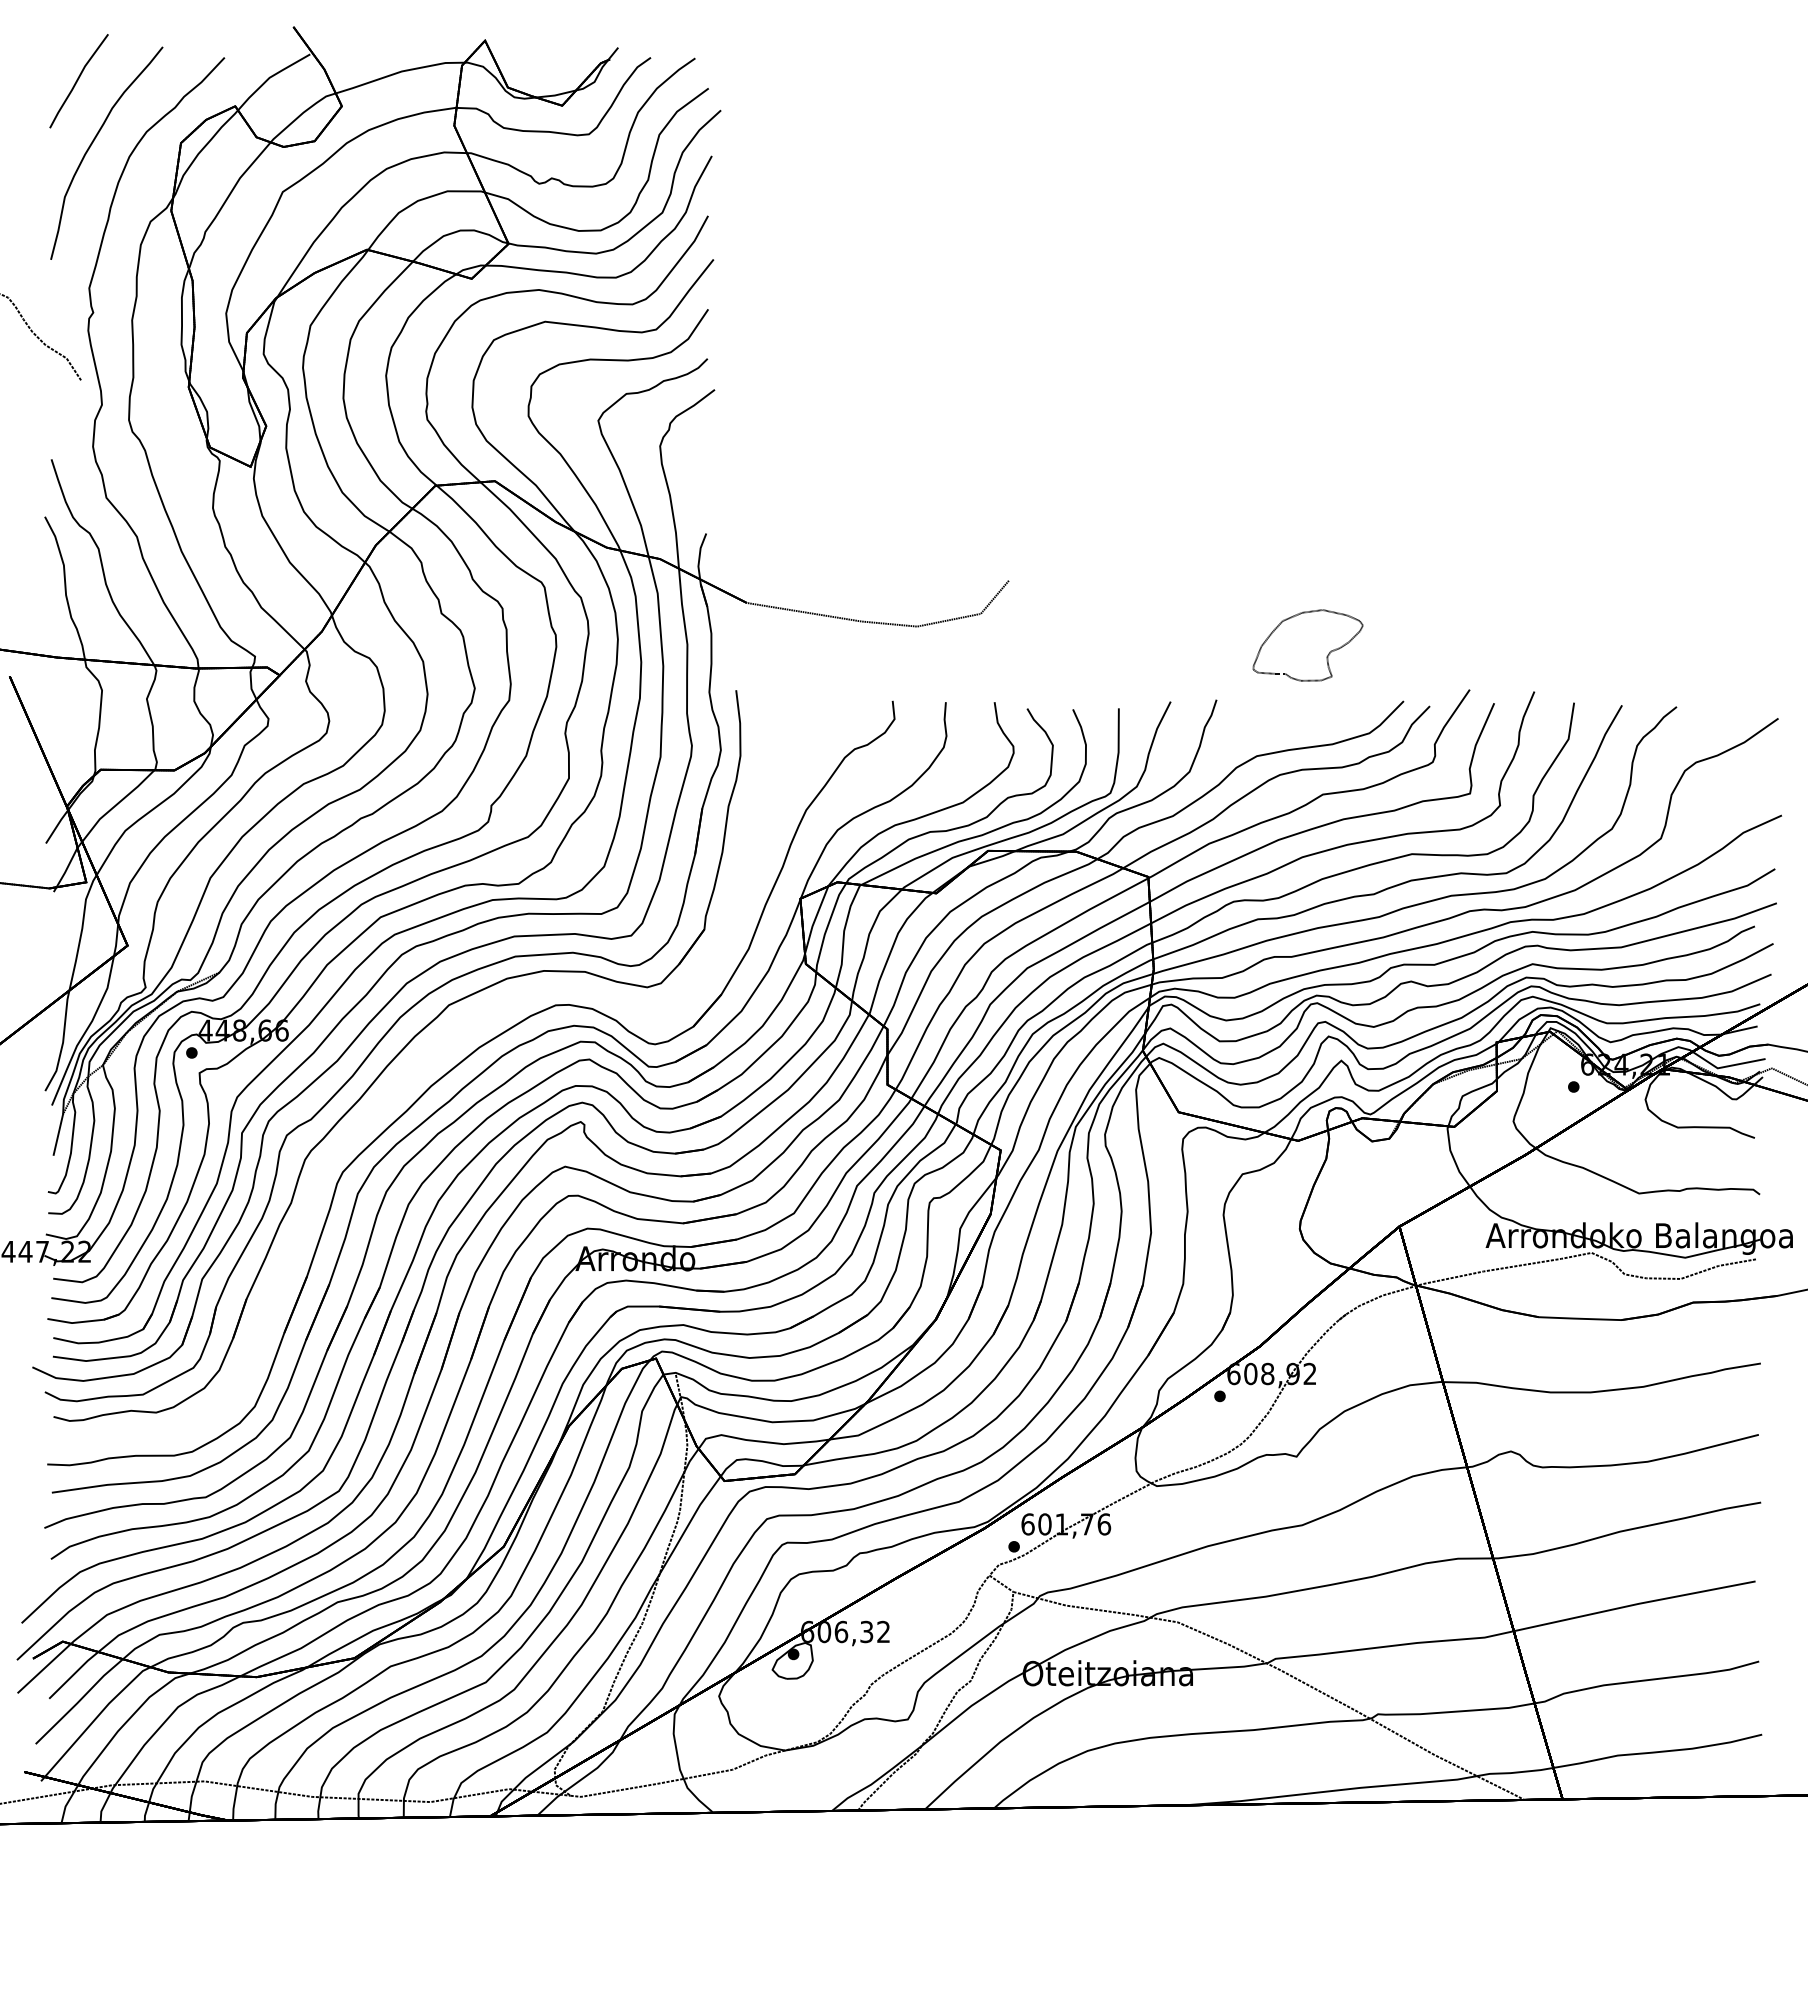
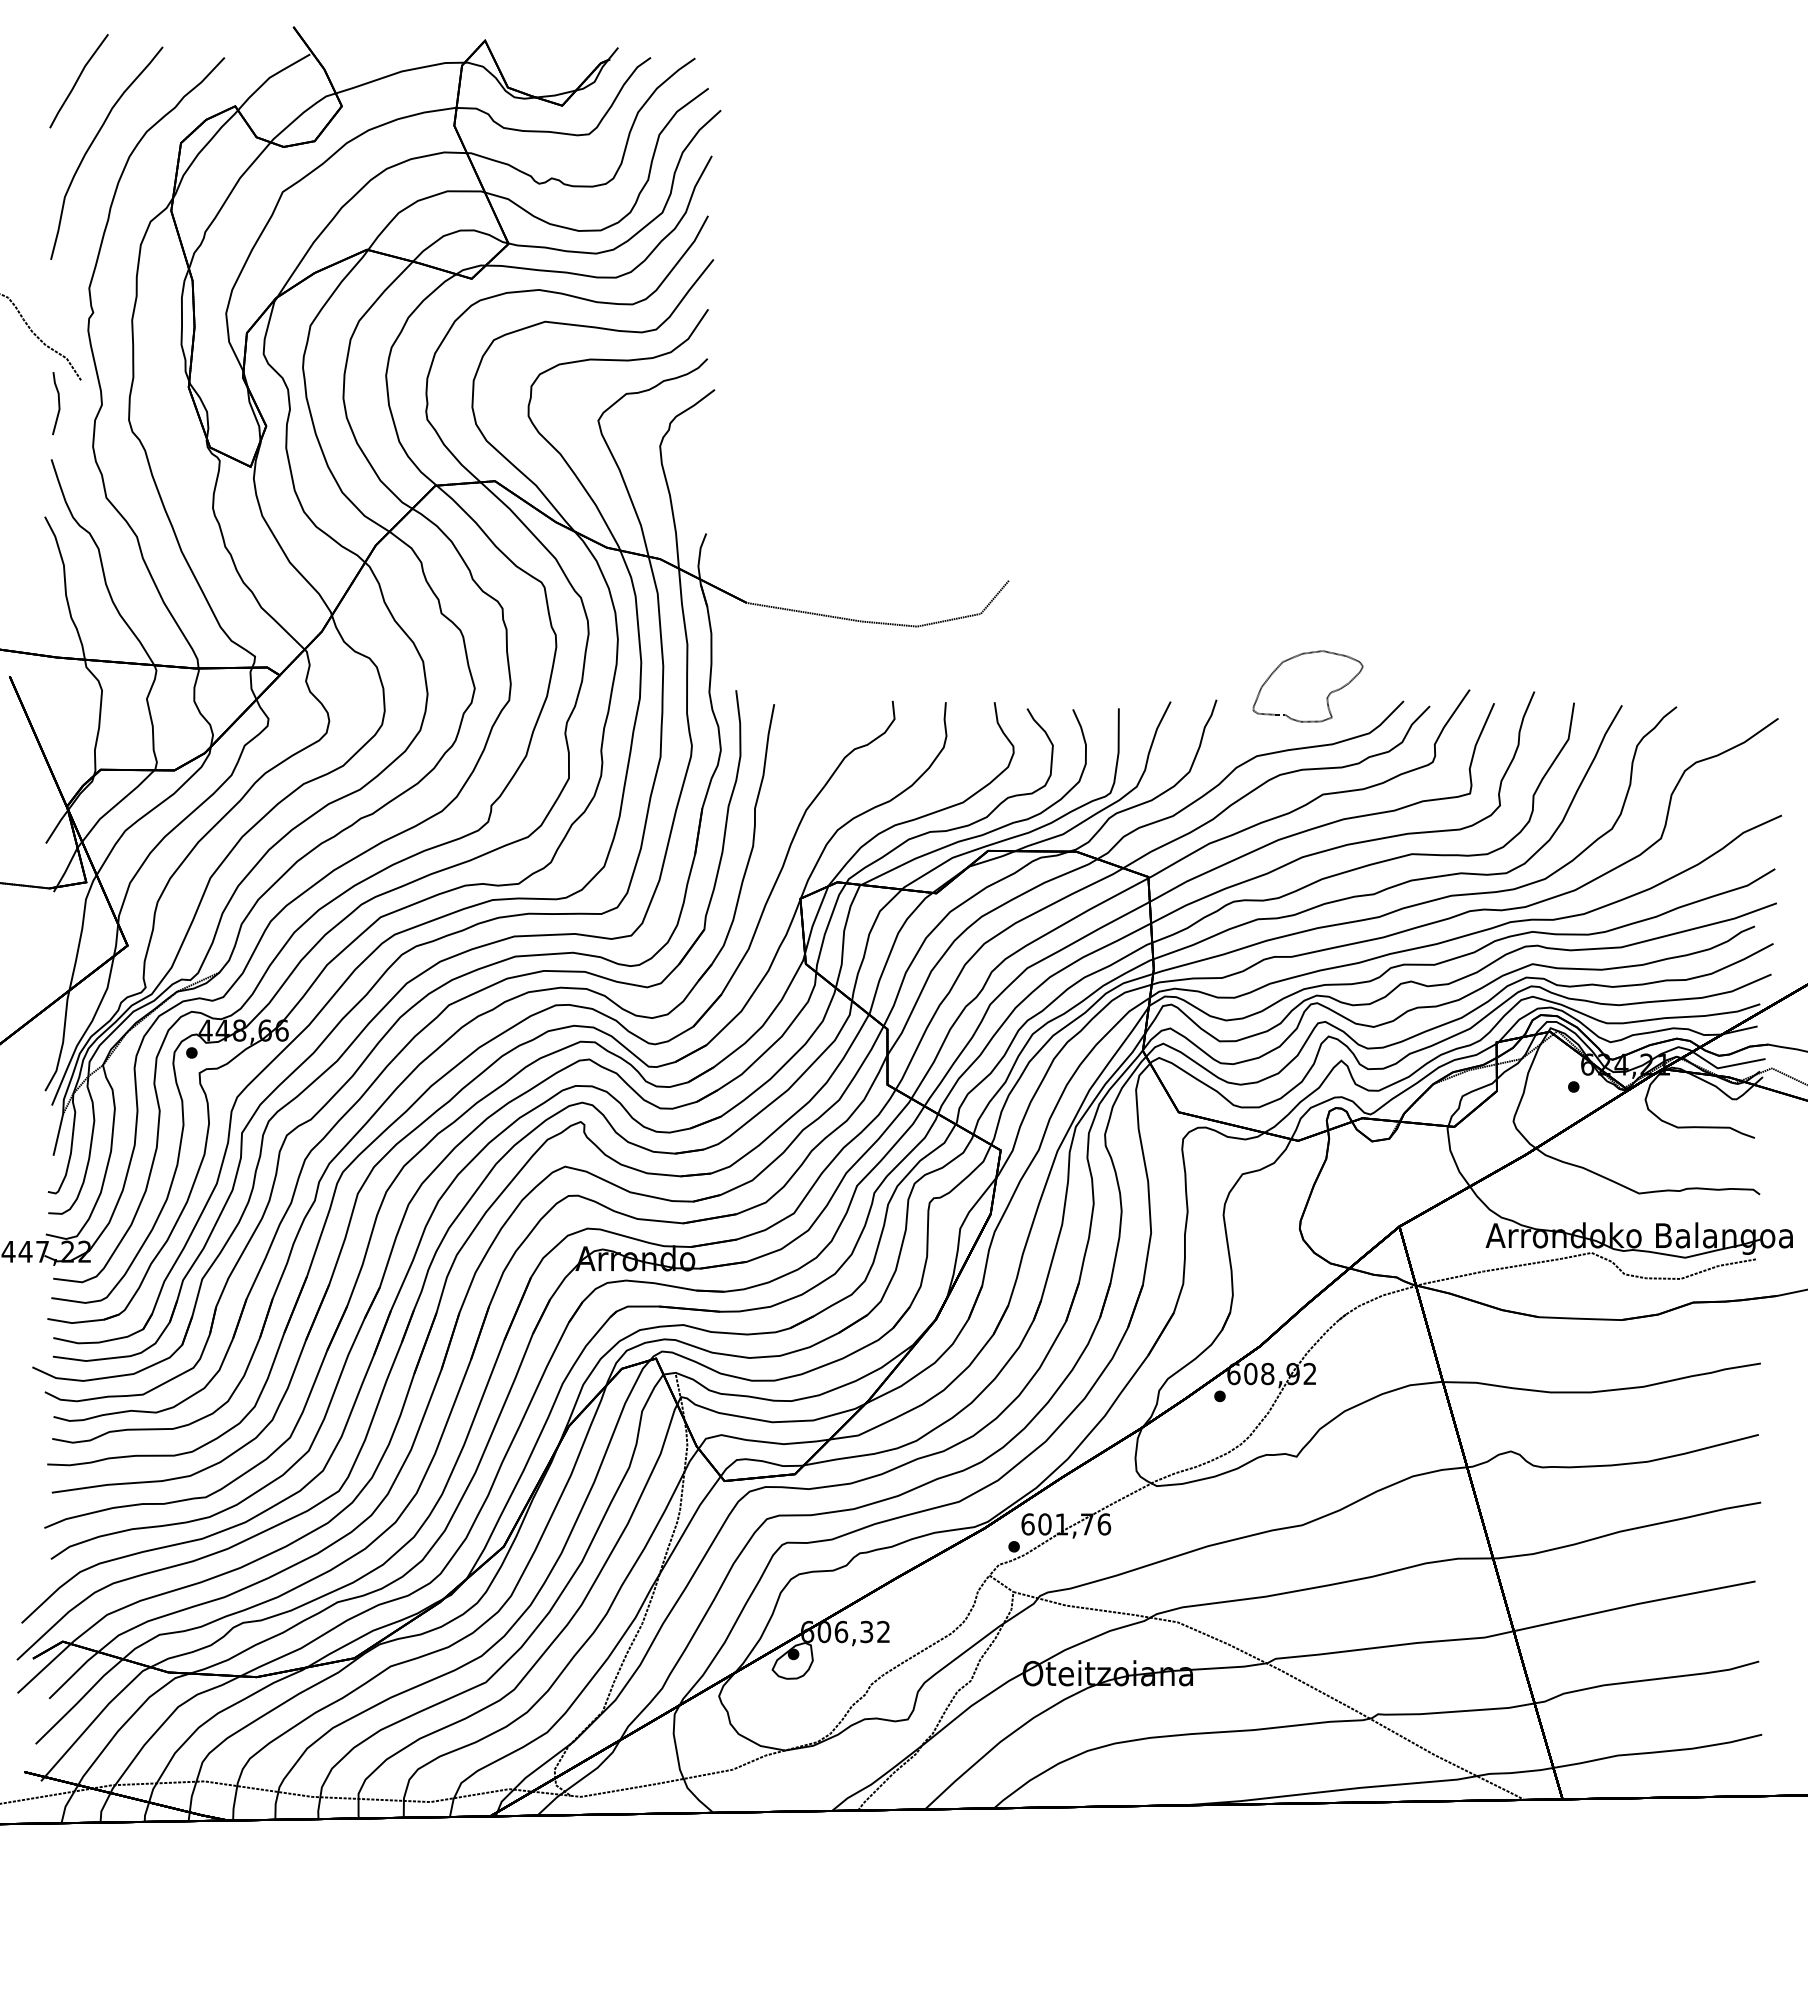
line: none -> present (58, 403)
part position: (1326, 656) -> (1326, 697) (1326, 697)
part: none -> present (413, 1073)
